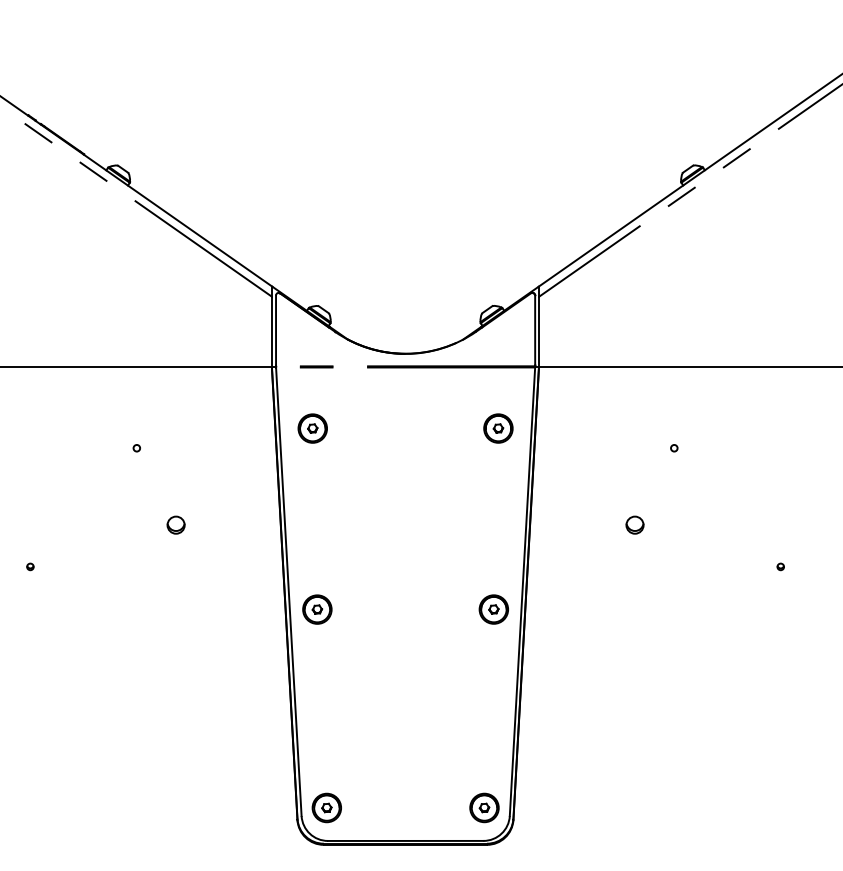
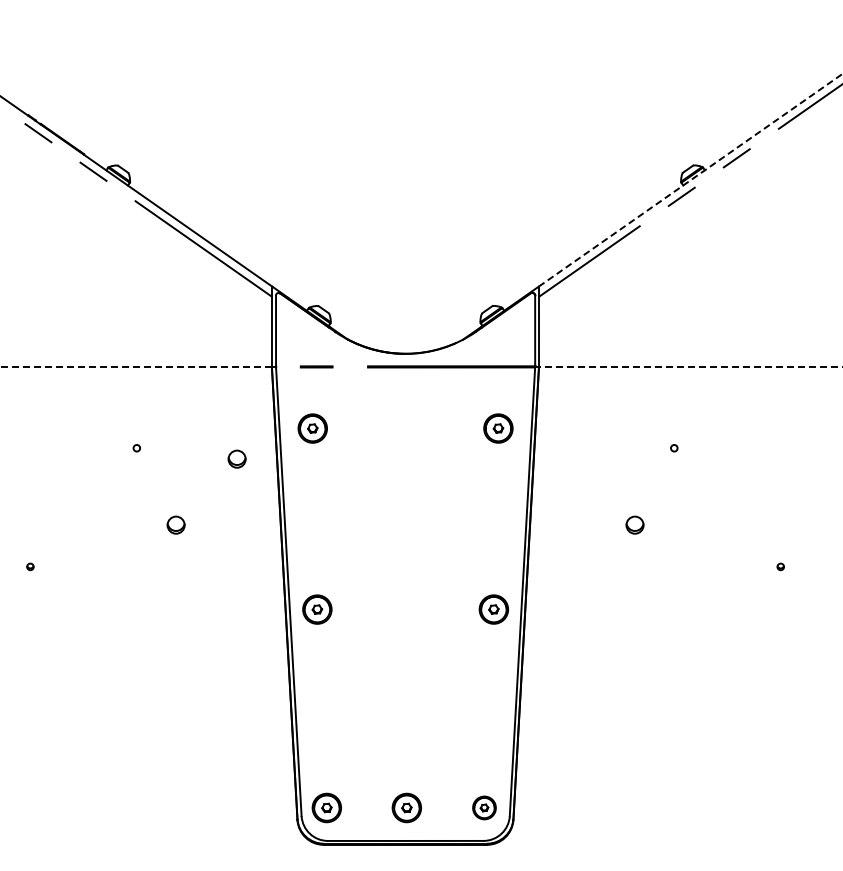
line: solid -> dashed (690, 180)
line: solid -> dashed (136, 367)
line: solid -> dashed (690, 367)
part: none -> present (236, 458)
part: none -> present (406, 807)
part size: 31x32 px -> 25x26 px (484, 807)
